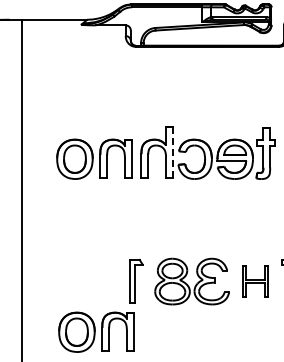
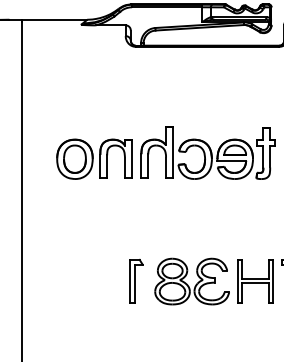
line: dashed -> solid (172, 152)
part size: 27x33 px -> 37x45 px (255, 281)
part: present -> none (96, 331)
